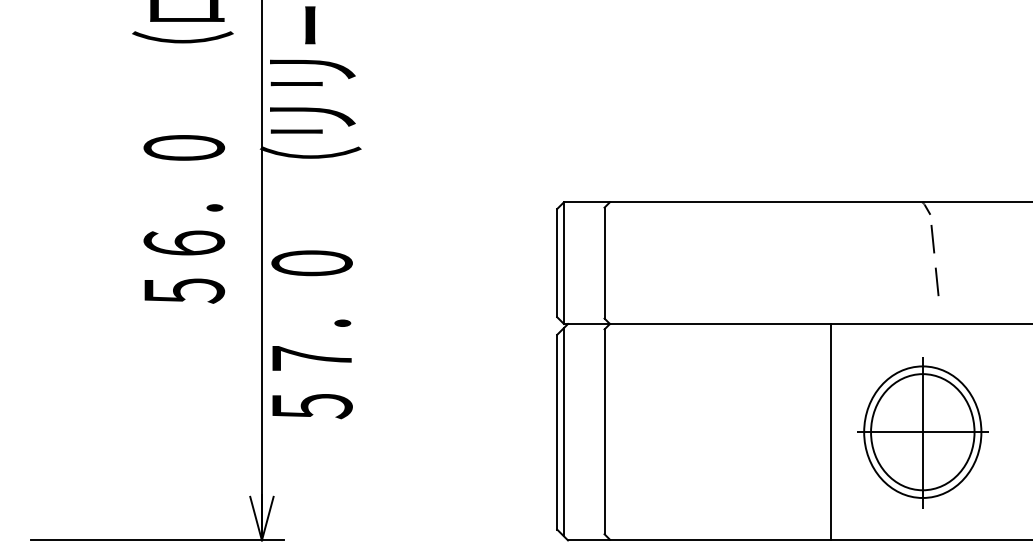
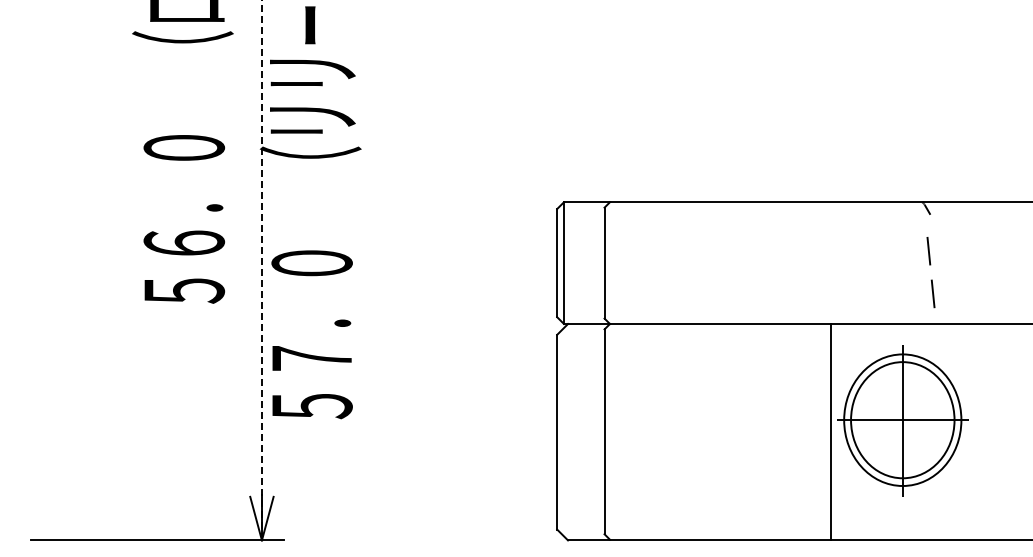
line position: (934, 253) -> (930, 265) (930, 265)
line: solid -> dashed (261, 270)
line: present -> none (564, 432)
part position: (922, 432) -> (902, 420) (902, 420)
